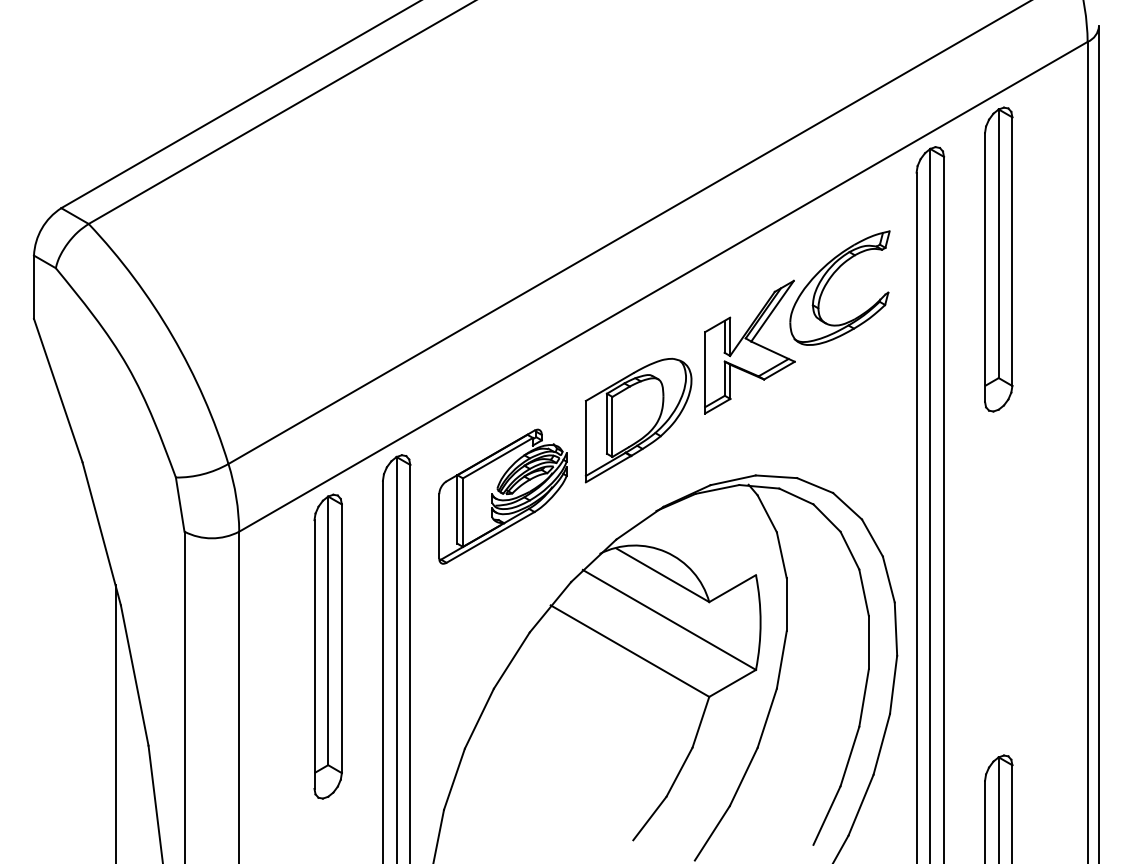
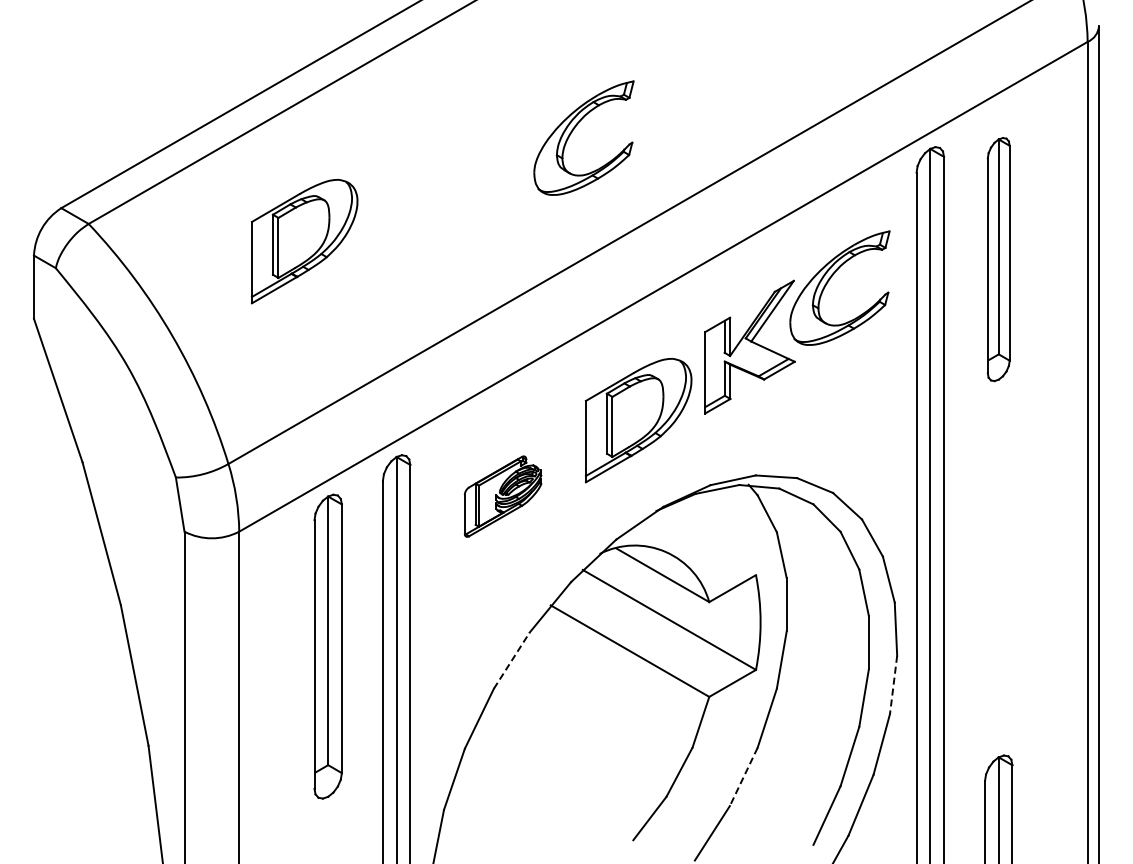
part: none -> present (574, 129)
part: none -> present (304, 241)
part size: 30x307 px -> 25x246 px (998, 259)
part size: 130x137 px -> 80x83 px (502, 496)
line: solid -> dashed (512, 660)
line: solid -> dashed (893, 685)
line: present -> none (116, 722)
line: solid -> dashed (743, 777)
